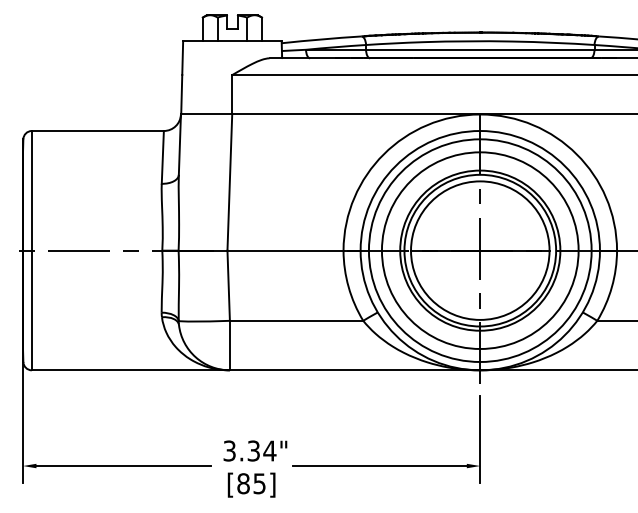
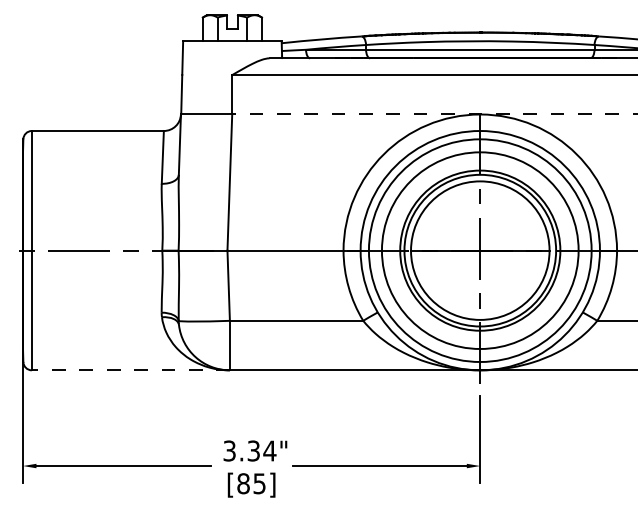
line: solid -> dashed (434, 113)
line: solid -> dashed (130, 370)
